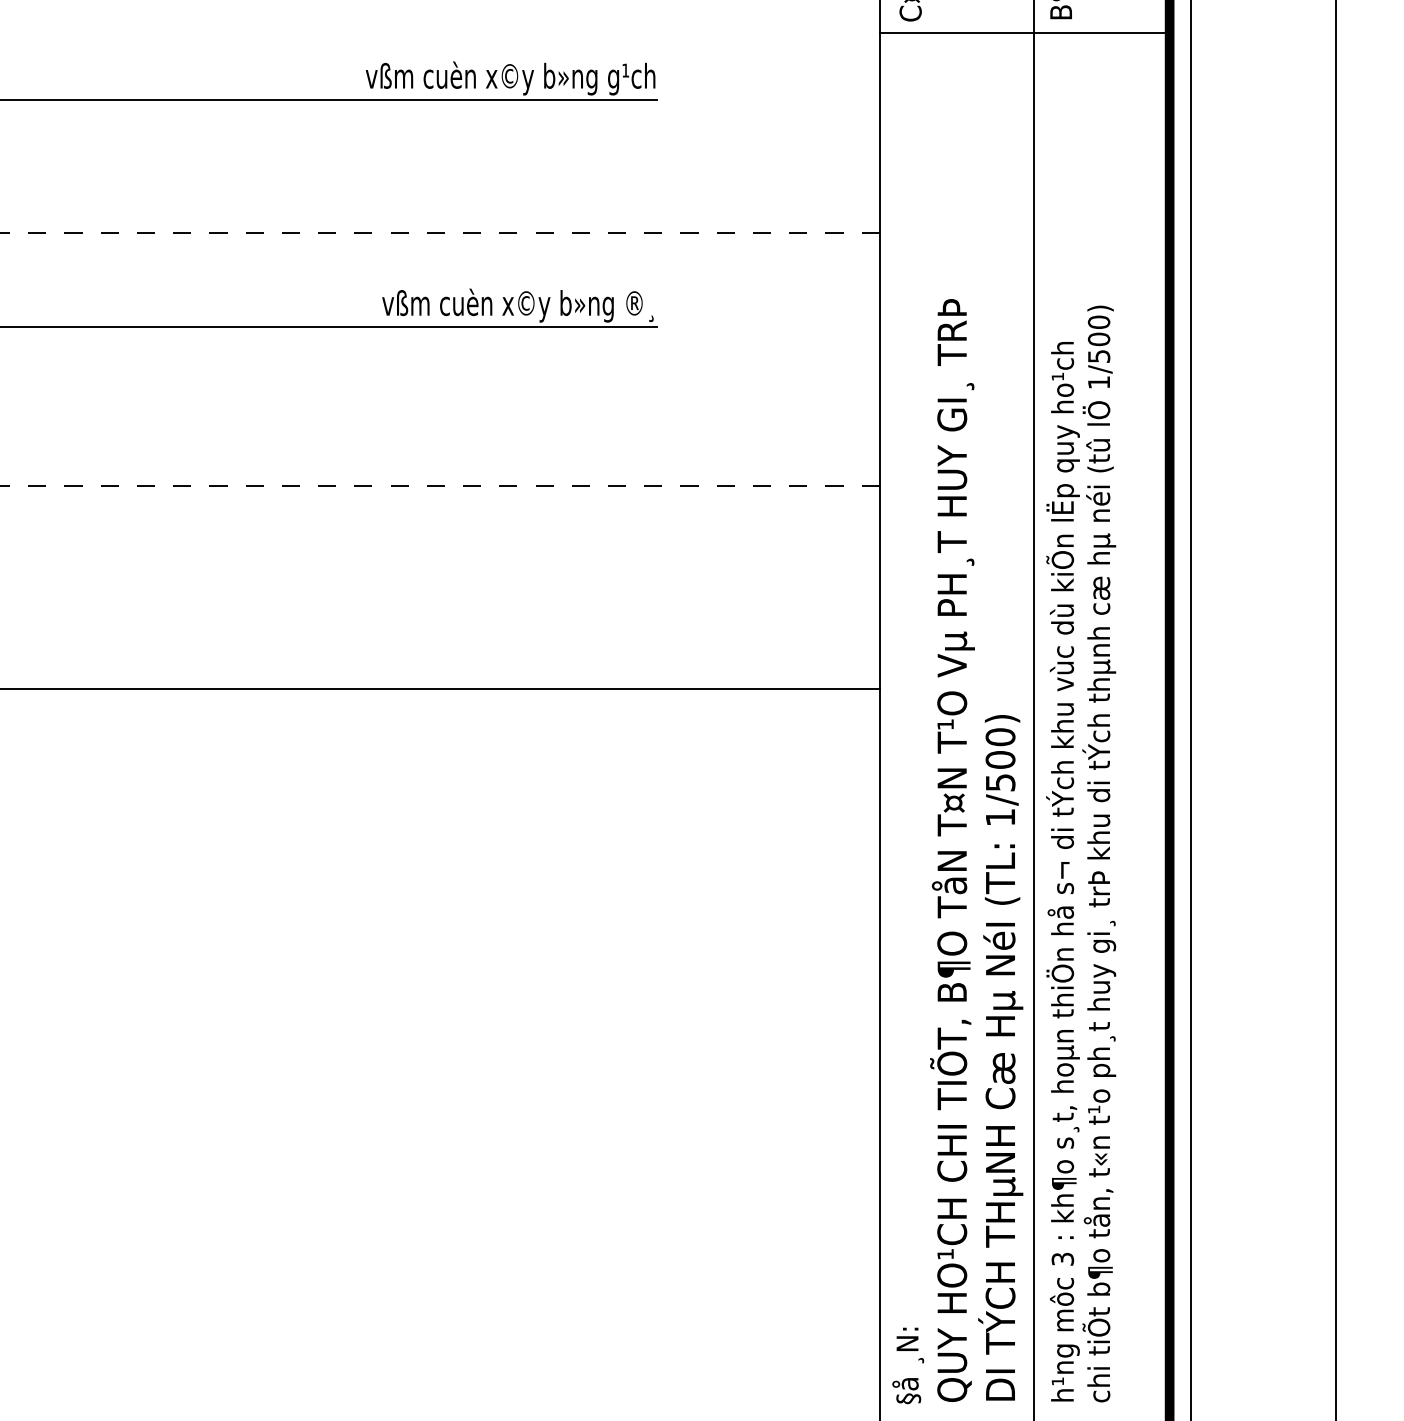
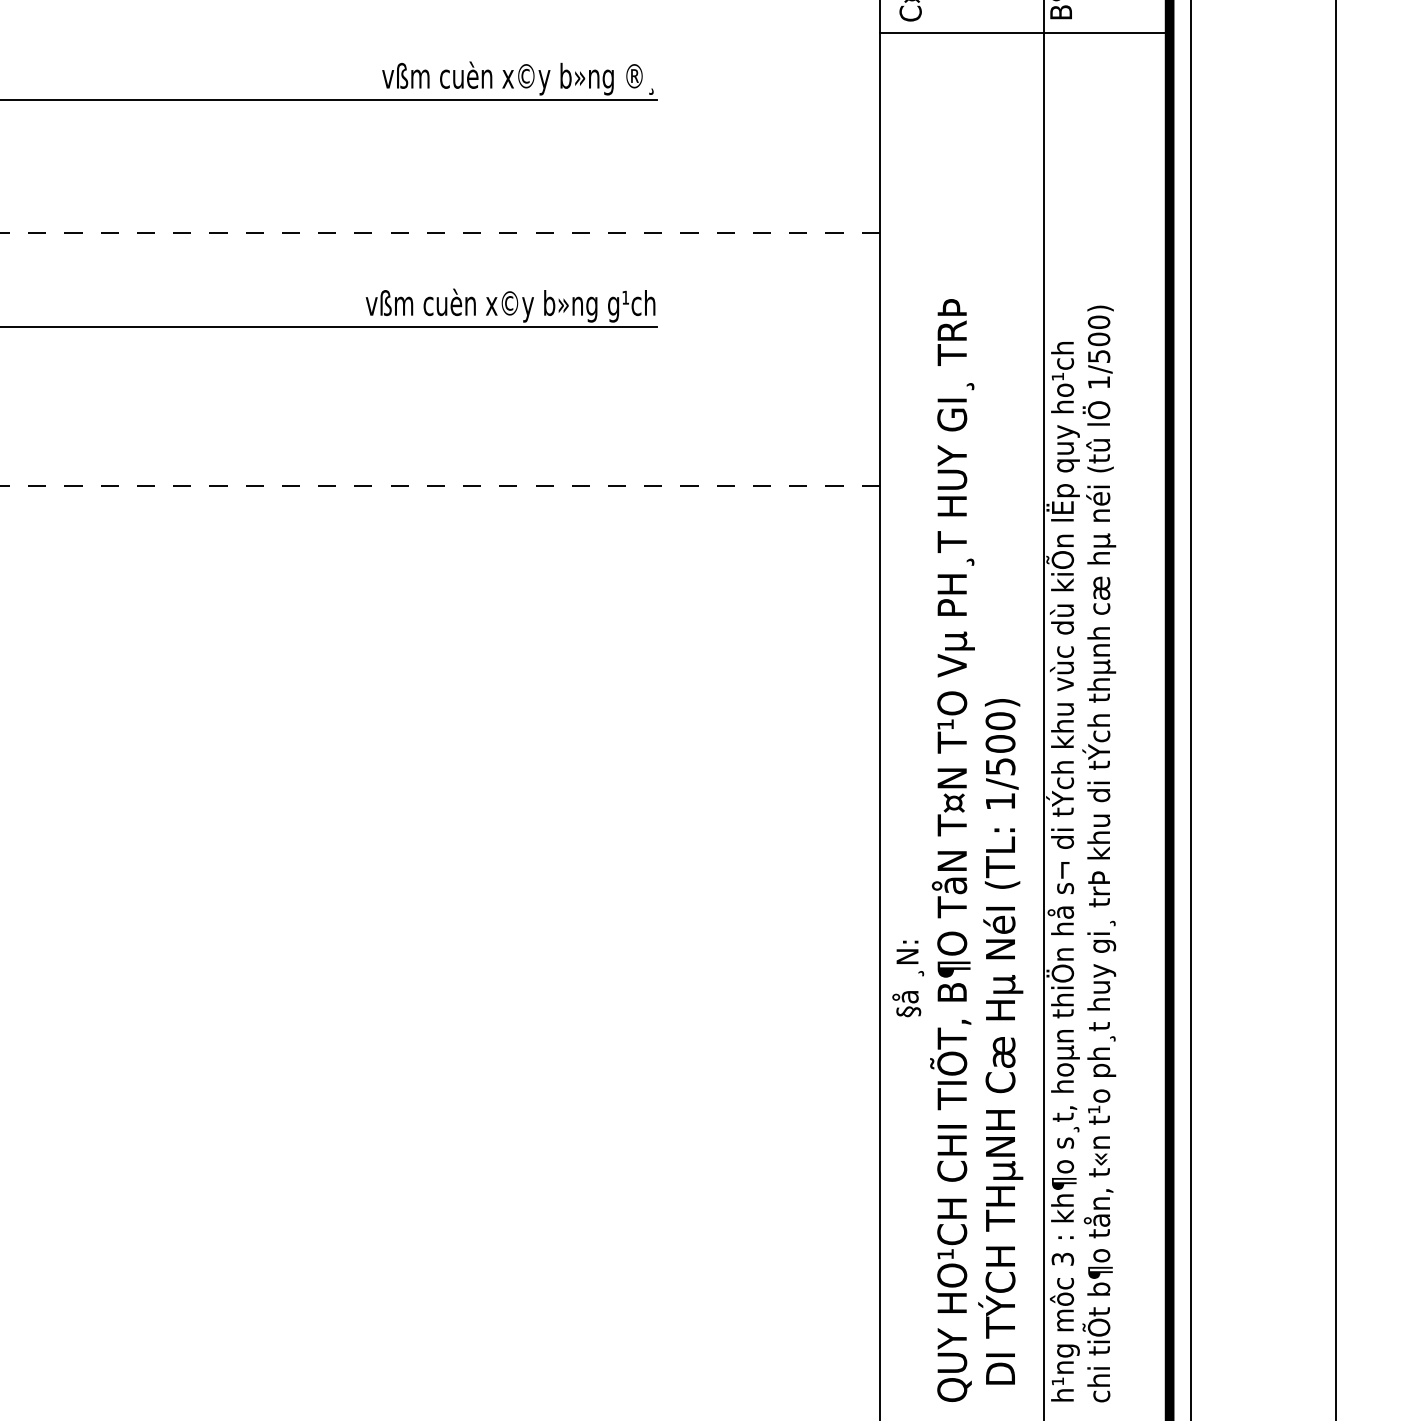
text: vßm cuèn x©y b»ng g¹ch -> vßm cuèn x©y b»ng ®¸ (510, 78)
text: vßm cuèn x©y b»ng ®¸ -> vßm cuèn x©y b»ng g¹ch (510, 305)
line: present -> none (440, 689)
line position: (1034, 709) -> (1044, 709) (1044, 709)
text position: (1000, 1057) -> (1000, 1041) (1000, 1041)
text position: (908, 1365) -> (908, 978) (908, 978)
